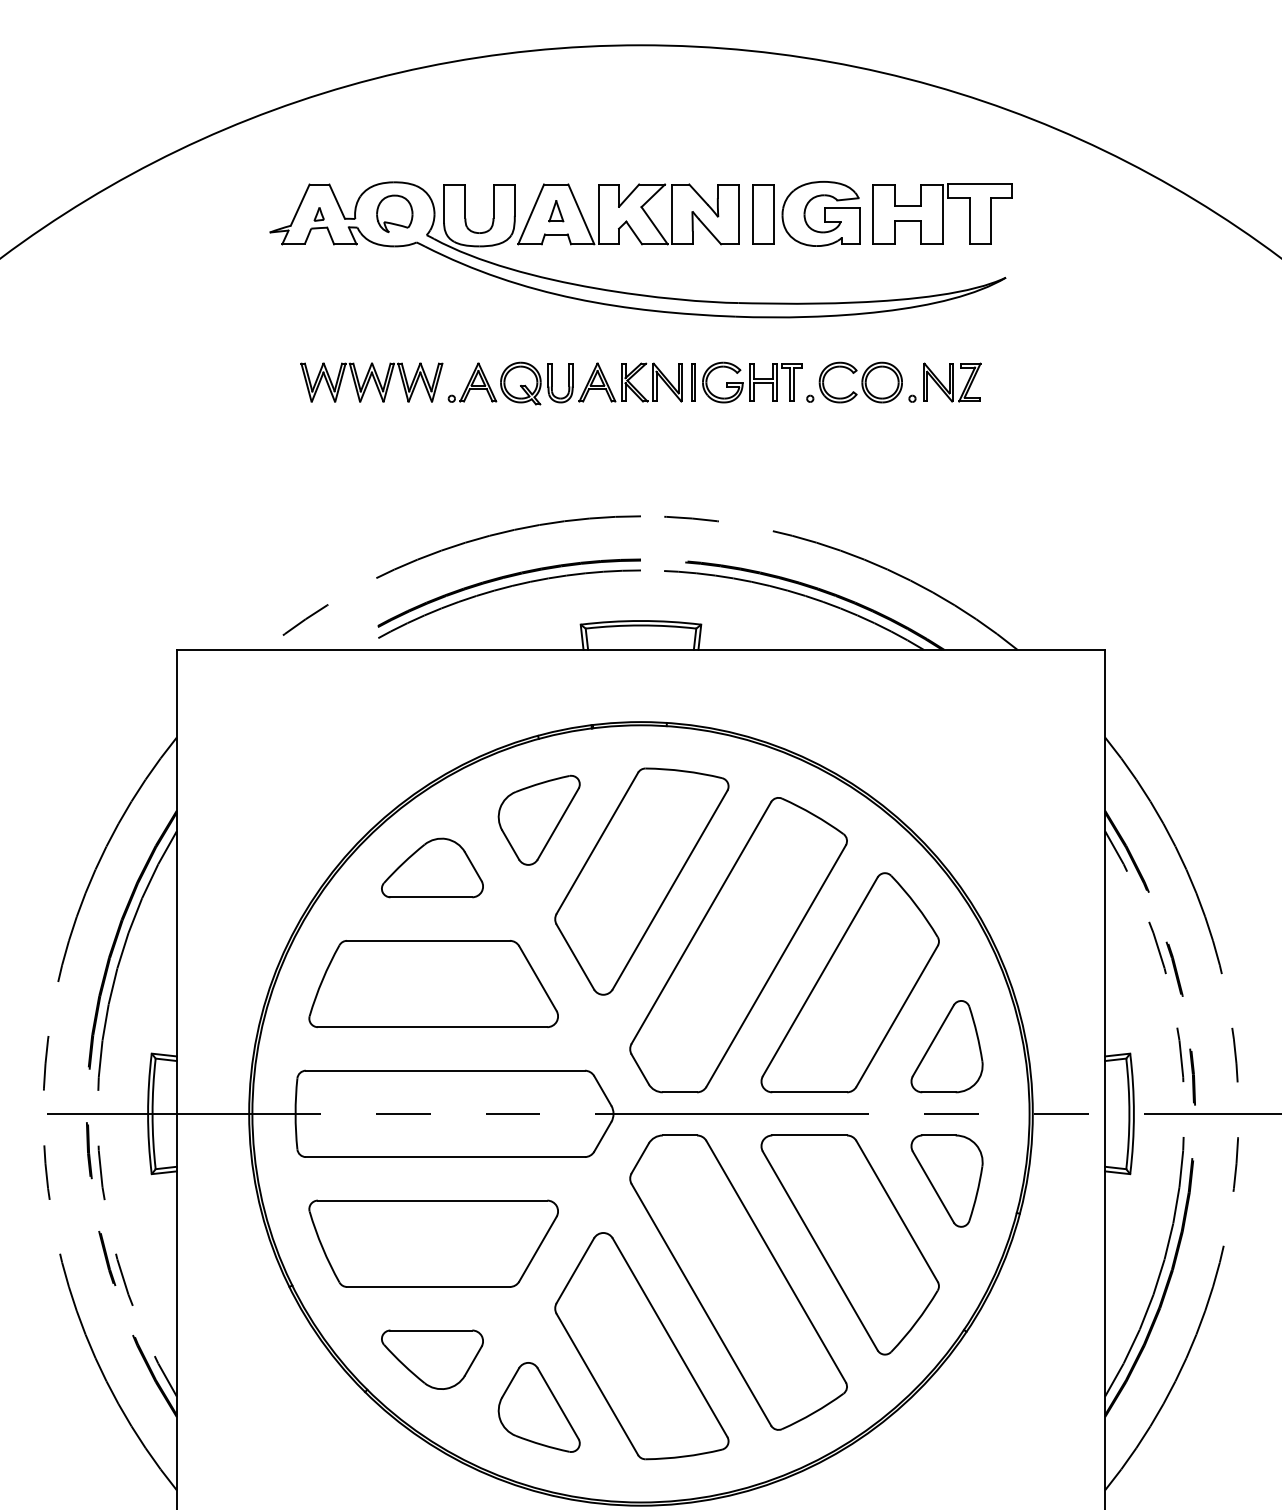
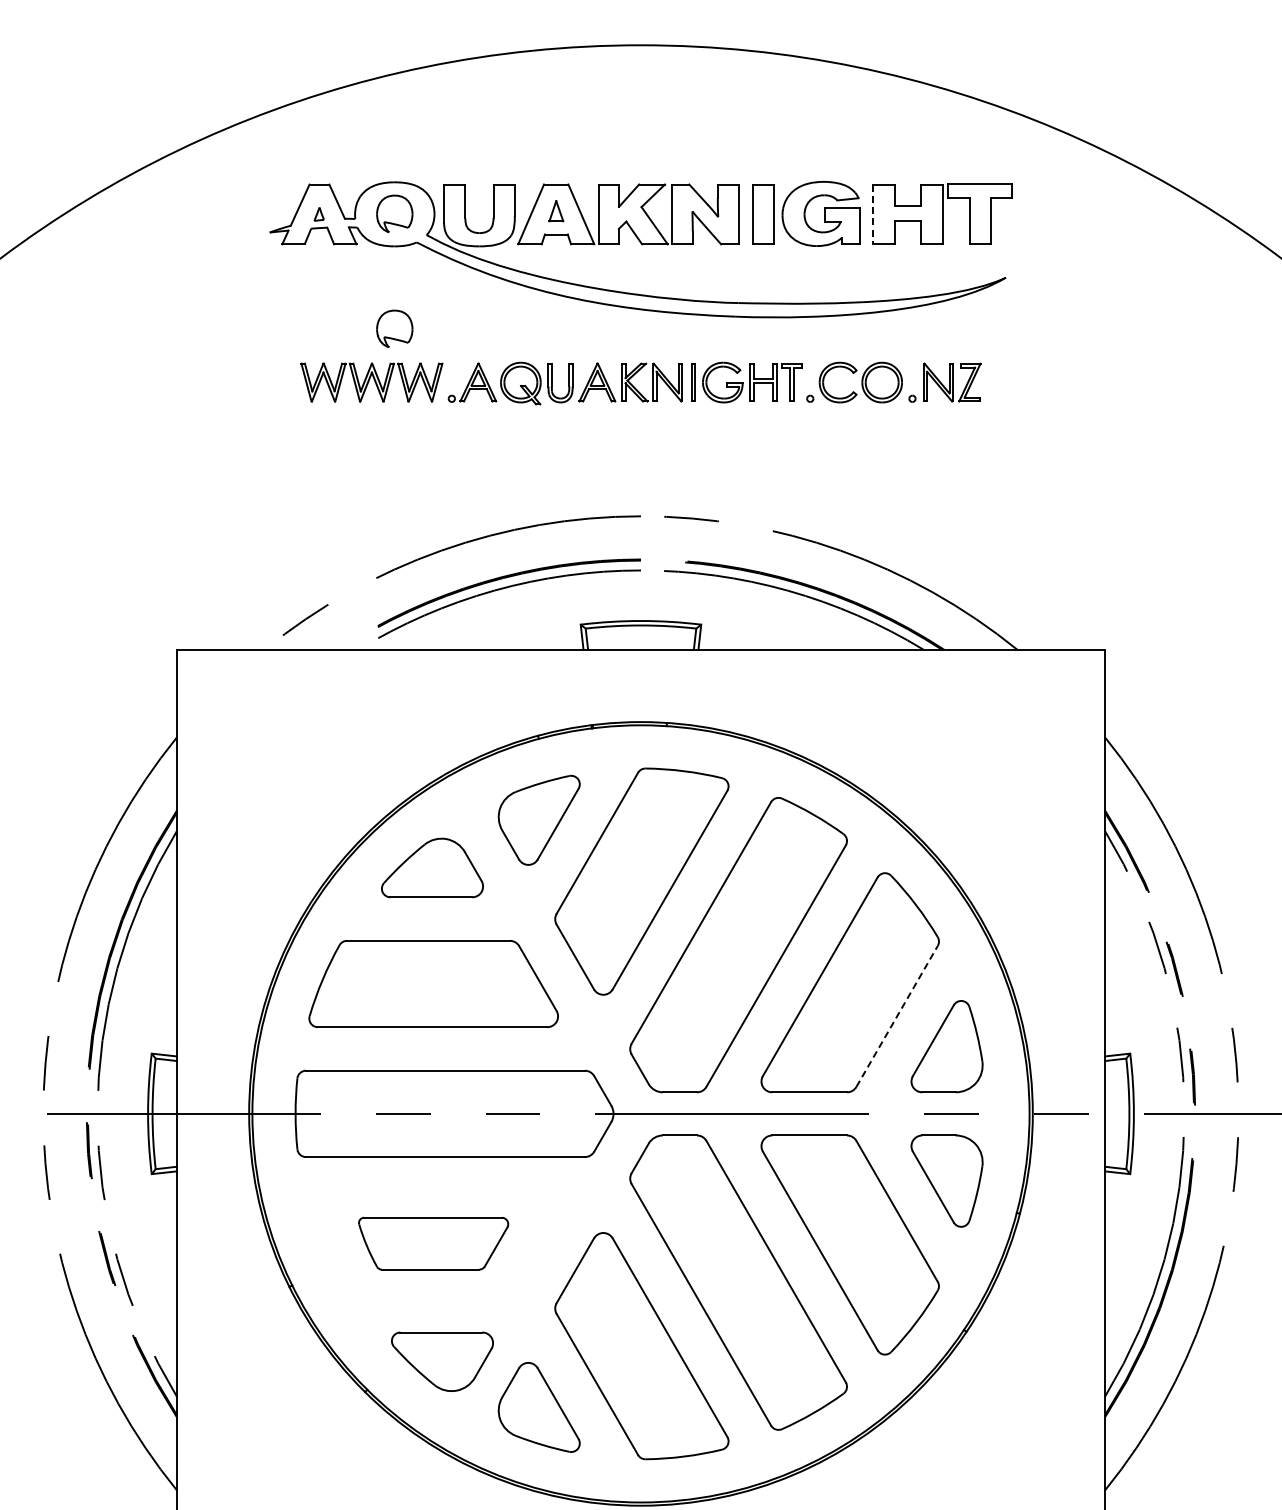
line: solid -> dashed (873, 214)
part: none -> present (394, 328)
line: solid -> dashed (897, 1015)
part size: 251x89 px -> 152x55 px (433, 1243)
part position: (432, 1359) -> (442, 1361) (442, 1361)
